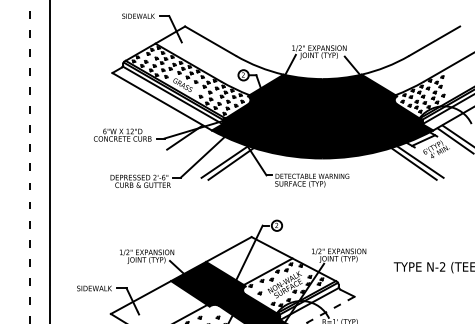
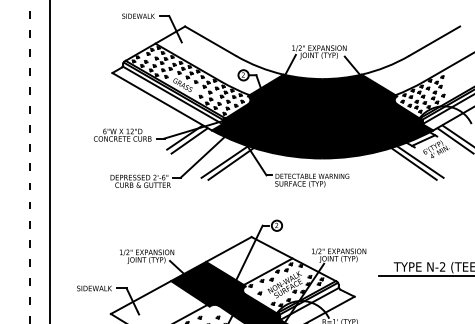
line: none -> present (189, 140)
line: none -> present (425, 276)
line: dashed -> solid (330, 310)
